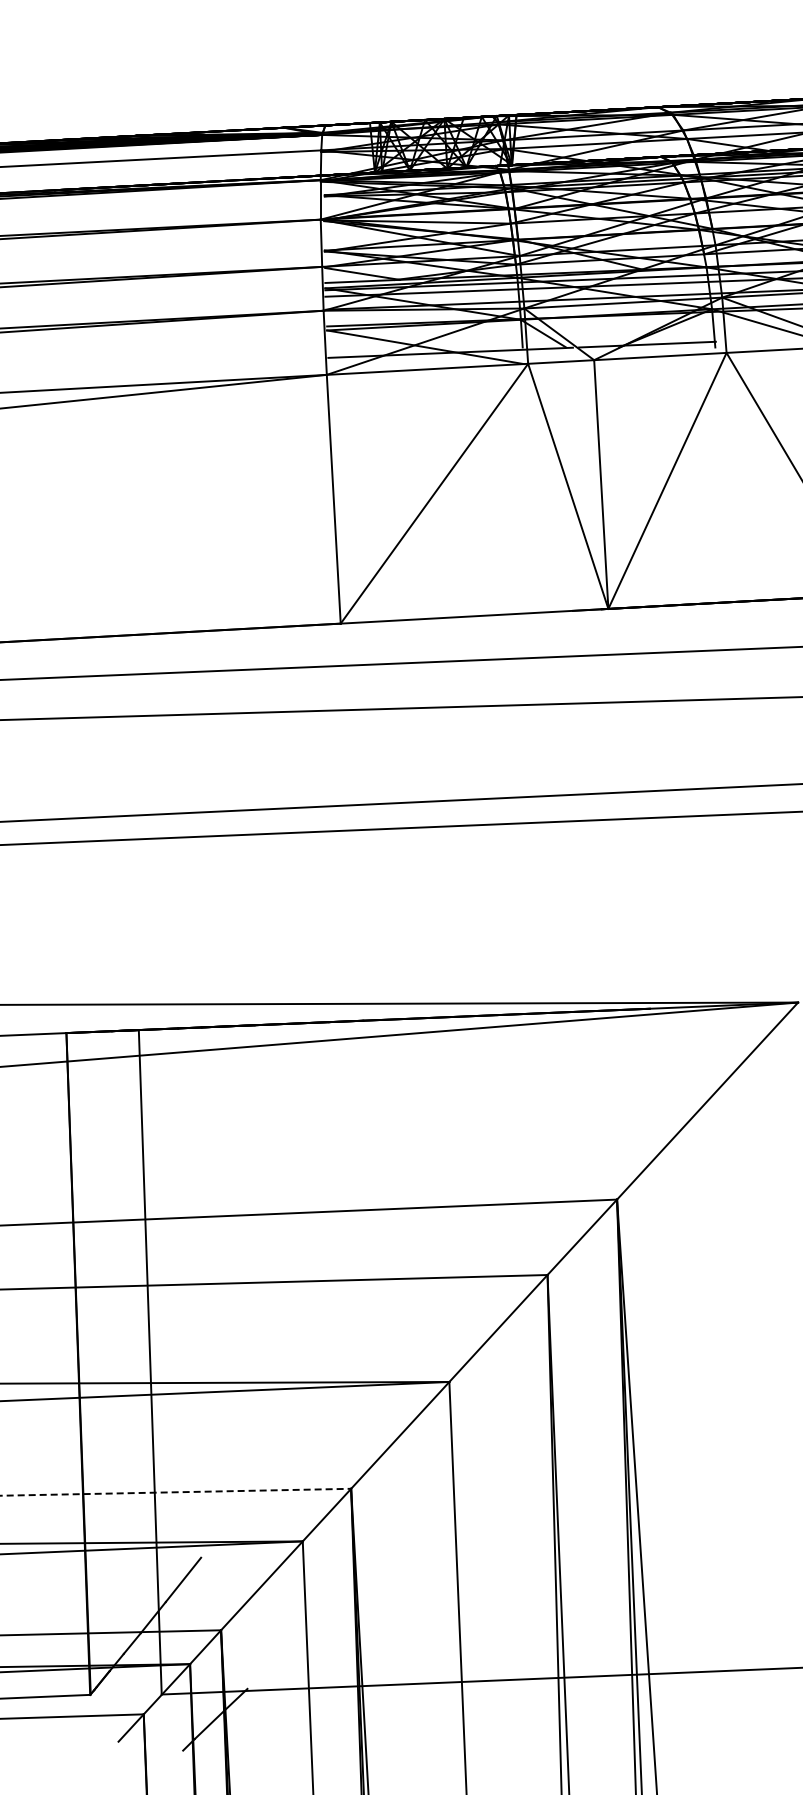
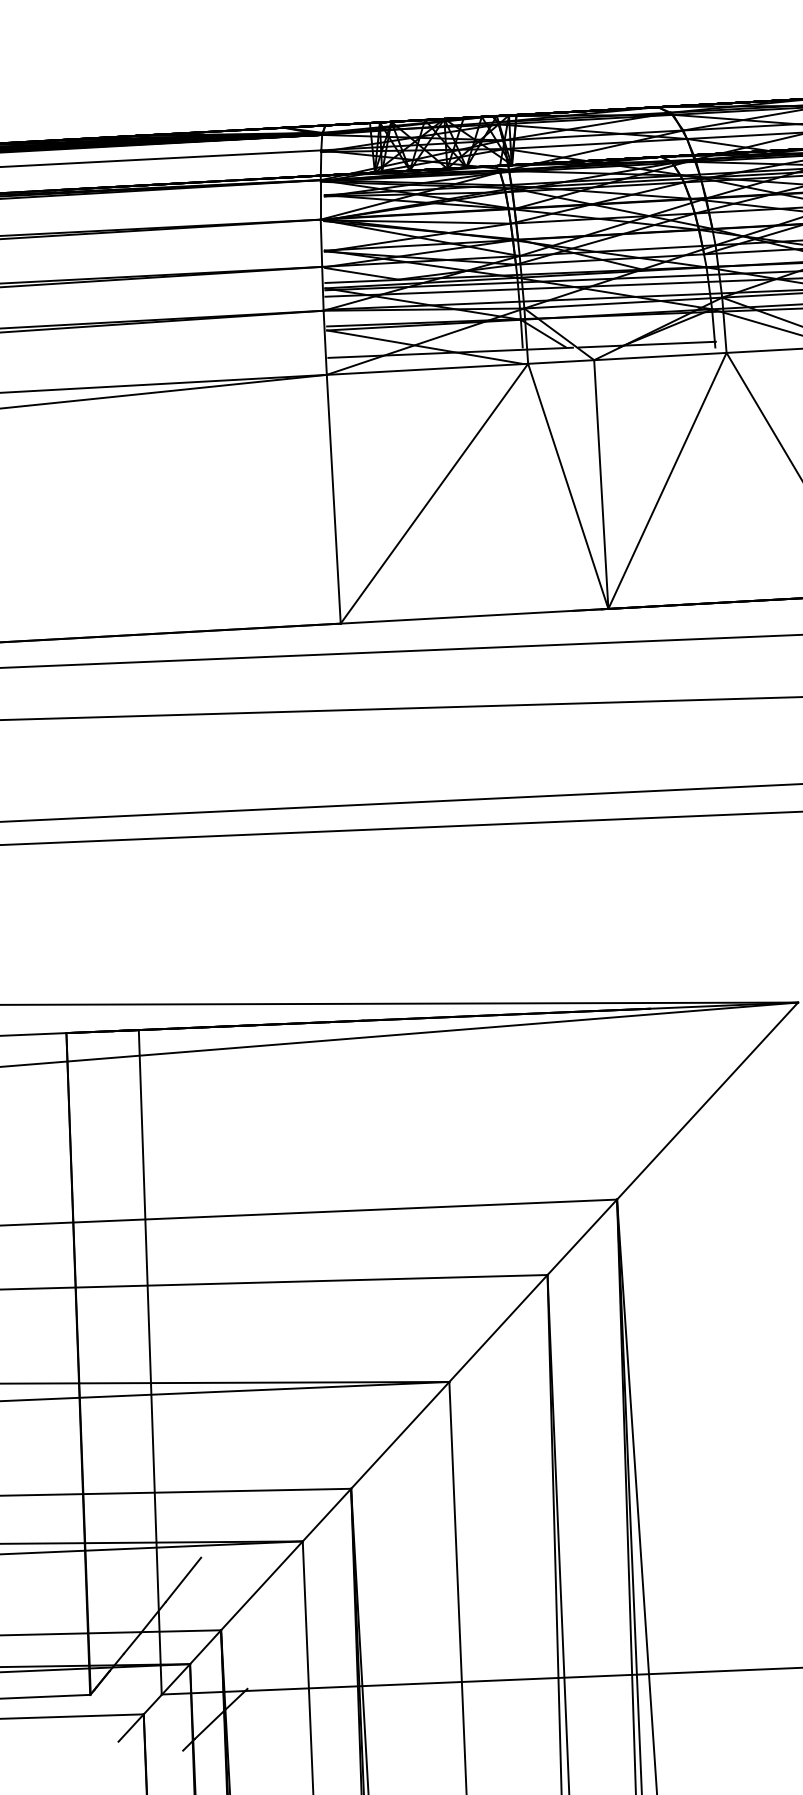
line position: (400, 662) -> (400, 650) (400, 650)
line: dashed -> solid (176, 1492)
